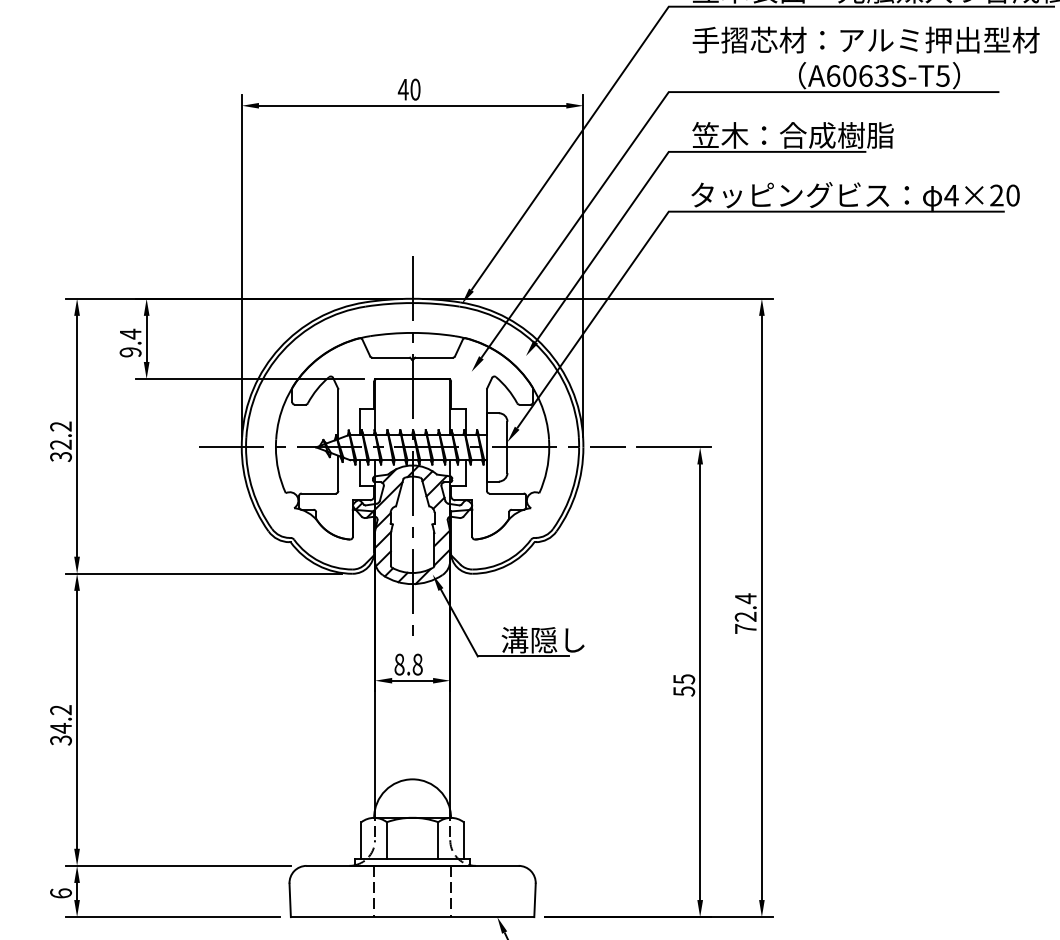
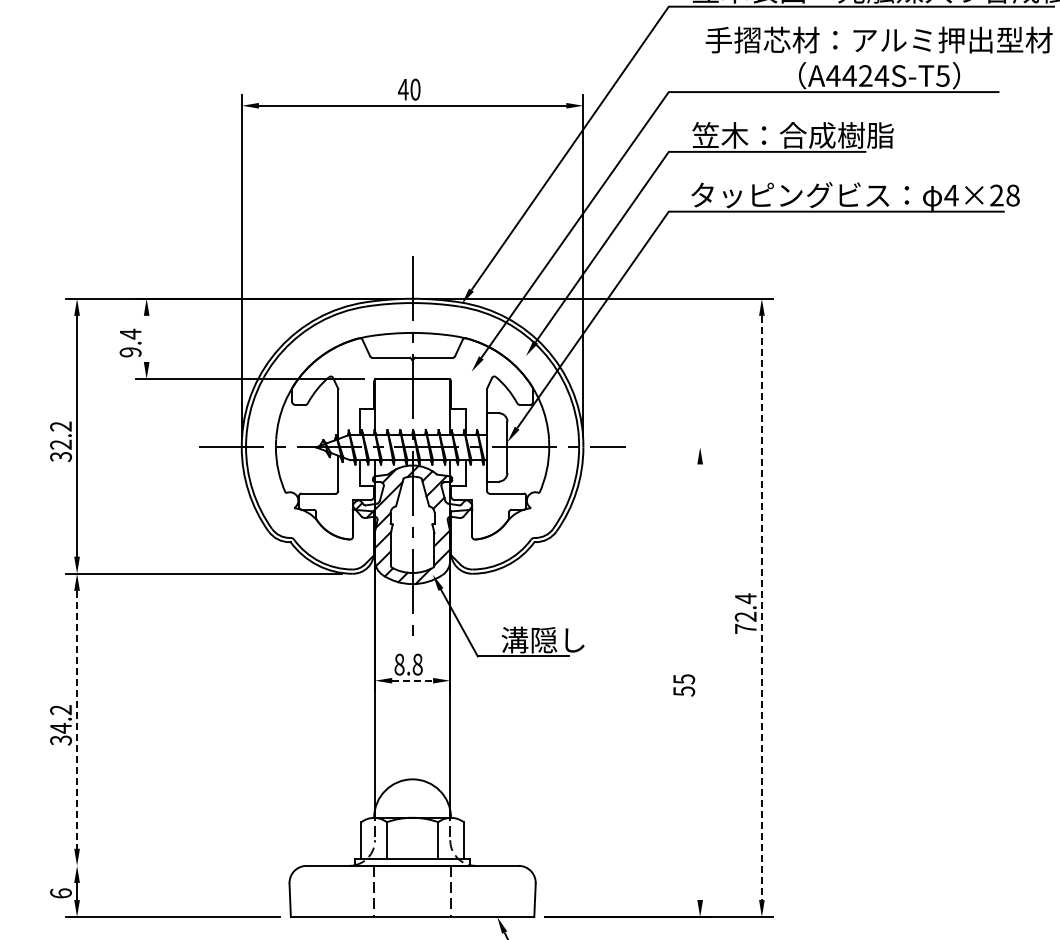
text position: (865, 39) -> (878, 39) (878, 39)
text: A6063S-T5 -> A4424S-T5 (857, 75)
text: 4×20 -> 4×28 (1012, 195)
line: present -> none (146, 338)
line: present -> none (673, 447)
line: solid -> dashed (761, 608)
line: solid -> dashed (413, 680)
line: present -> none (700, 682)
line: solid -> dashed (77, 719)
line: present -> none (178, 865)
